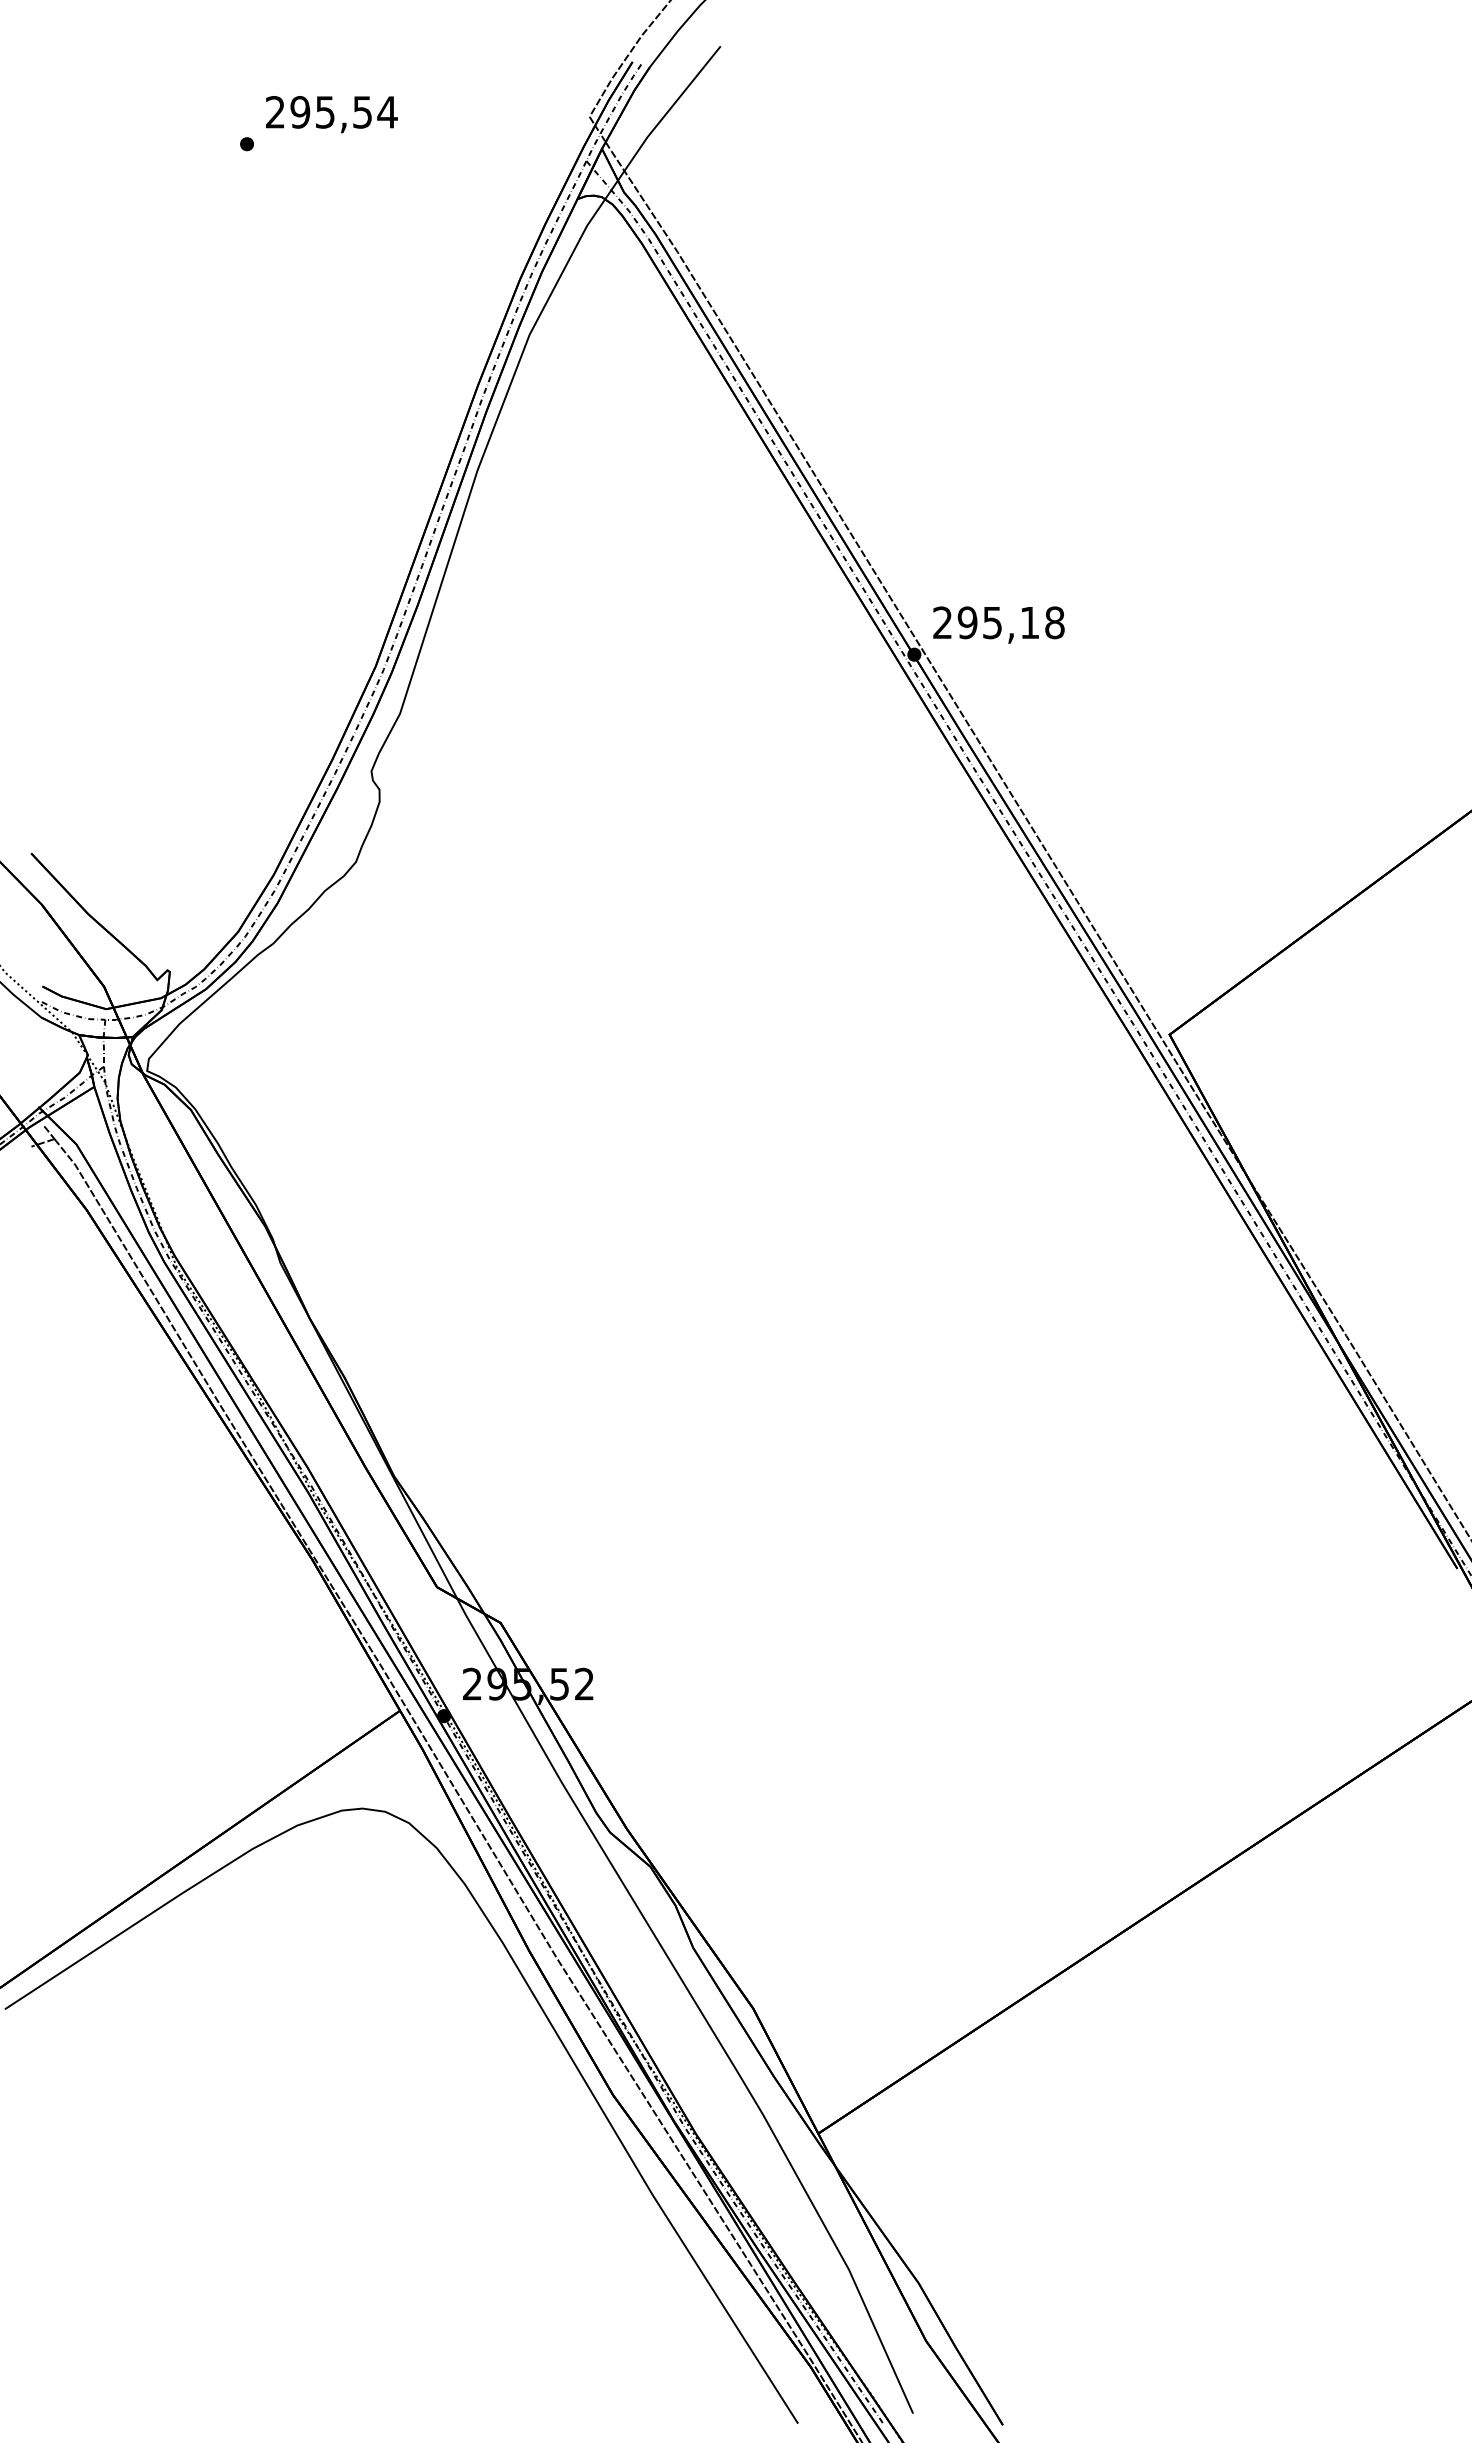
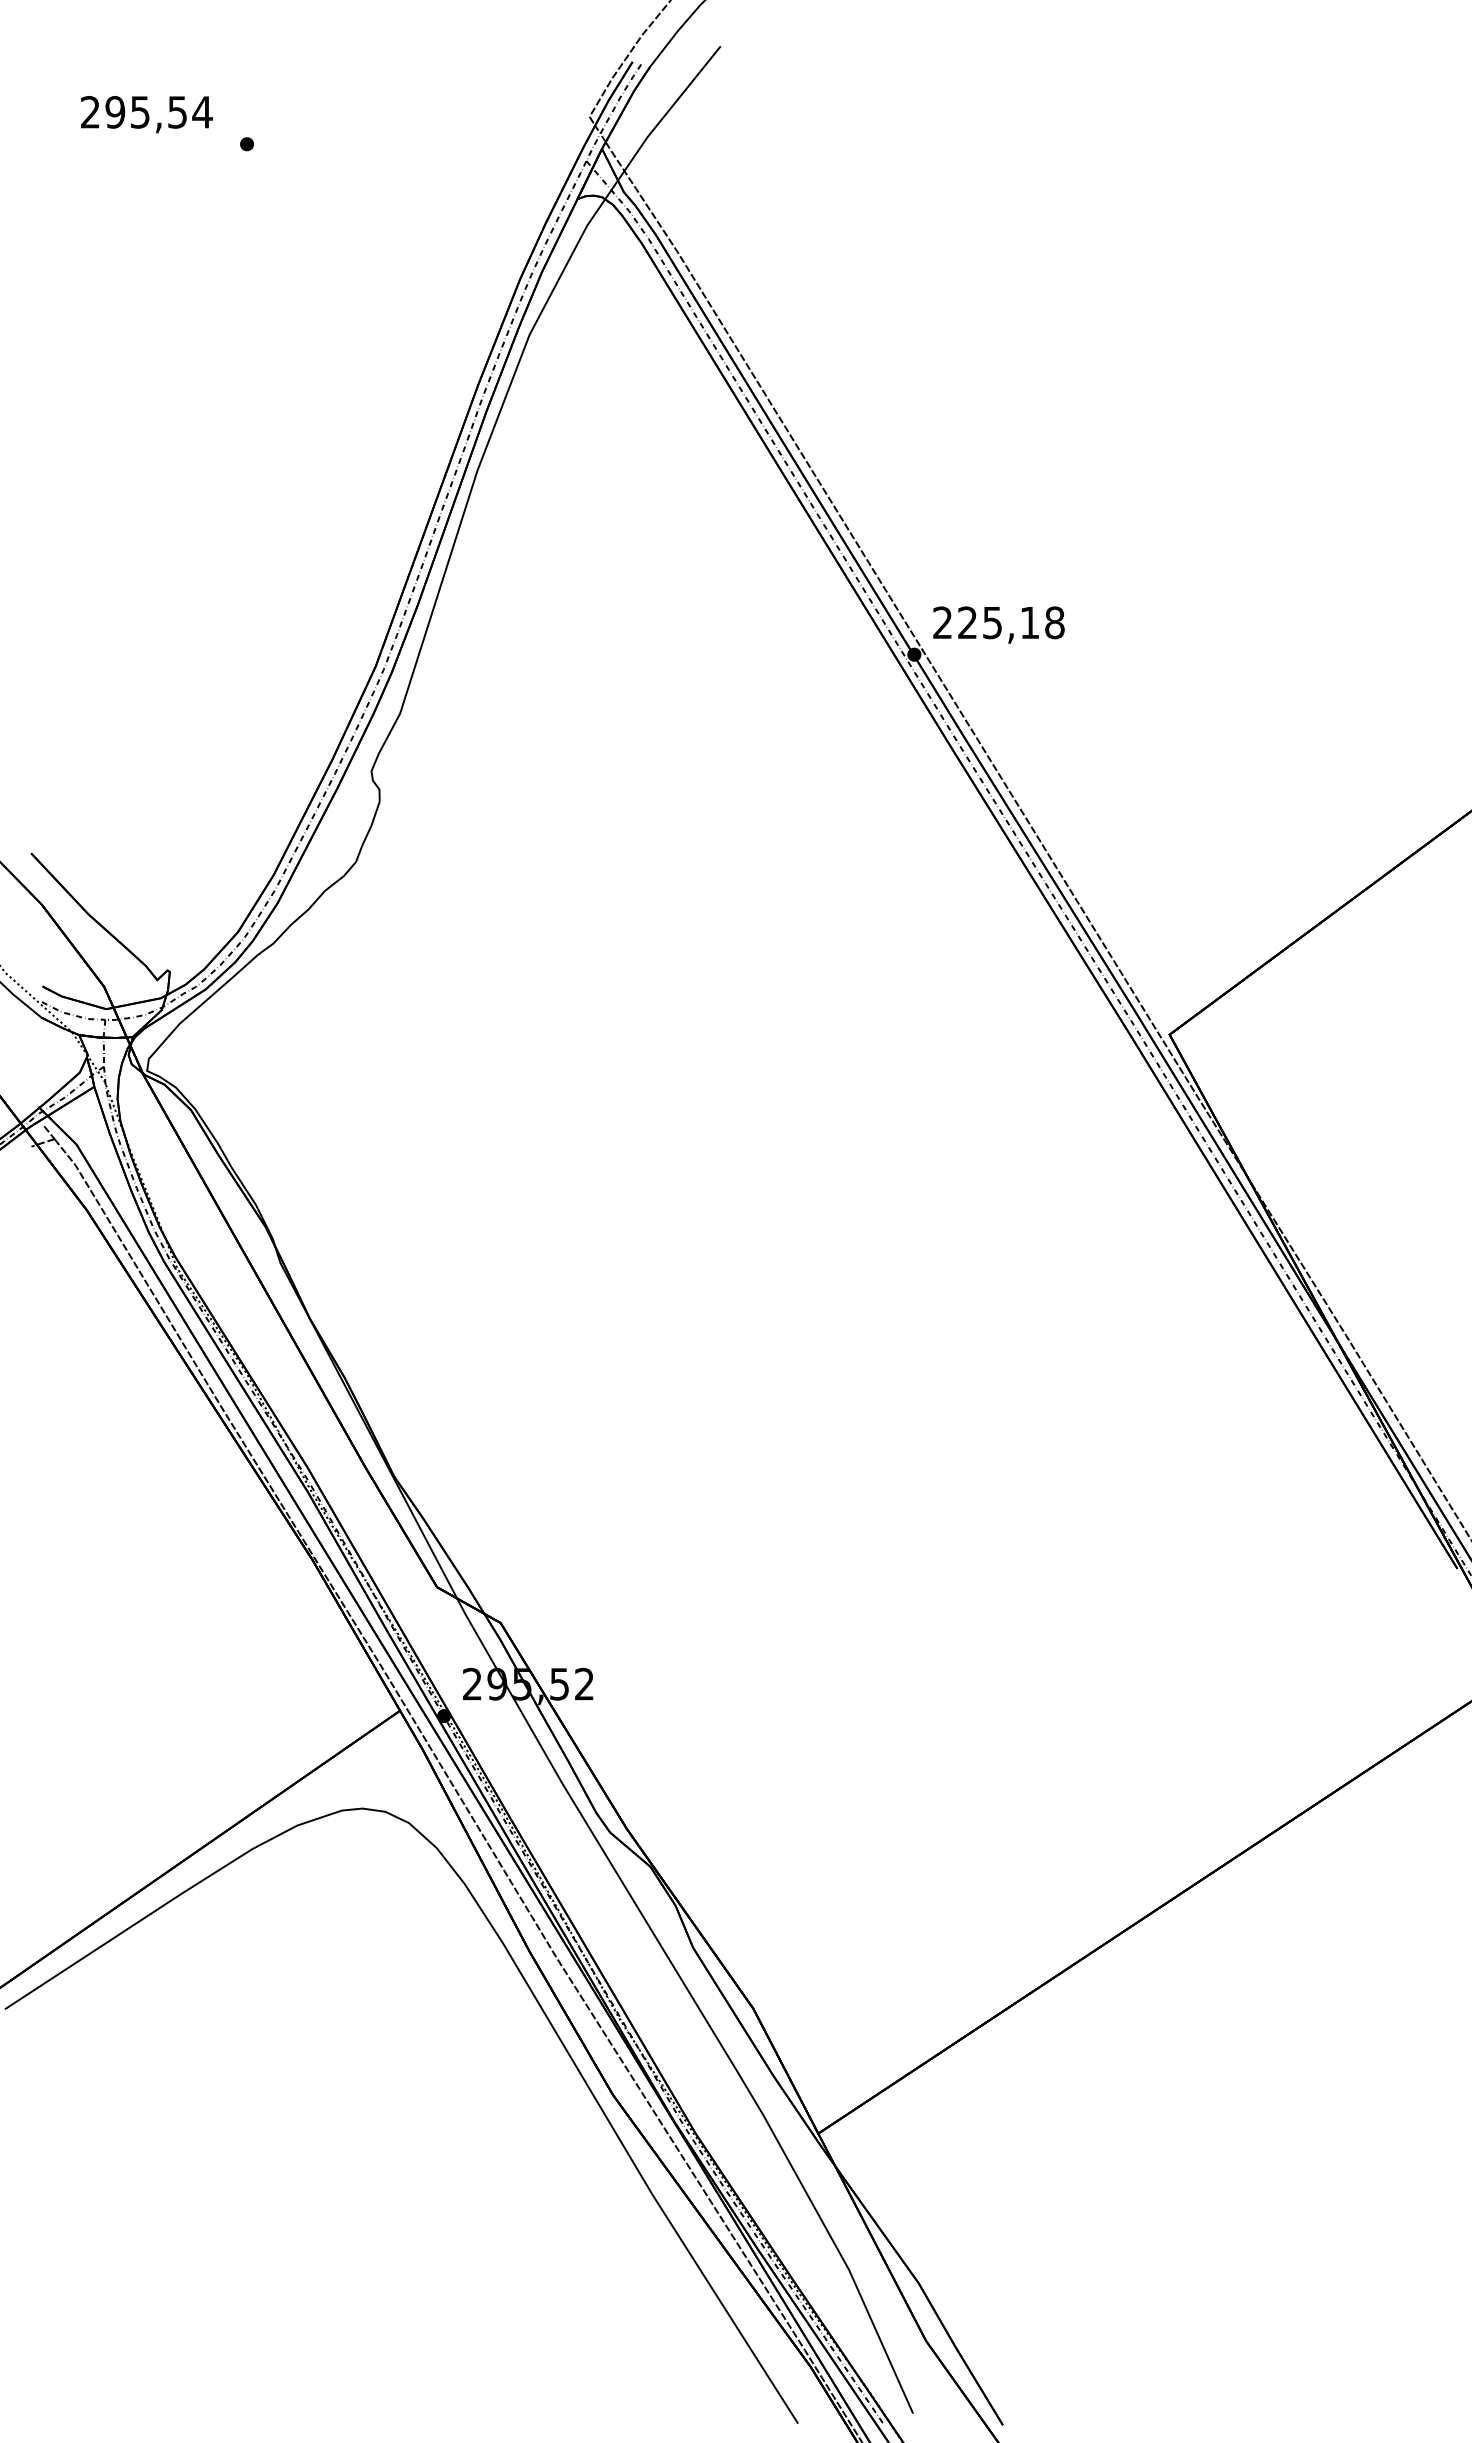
text position: (331, 114) -> (146, 114) (146, 114)
text: 295,18 -> 225,18 (967, 622)
